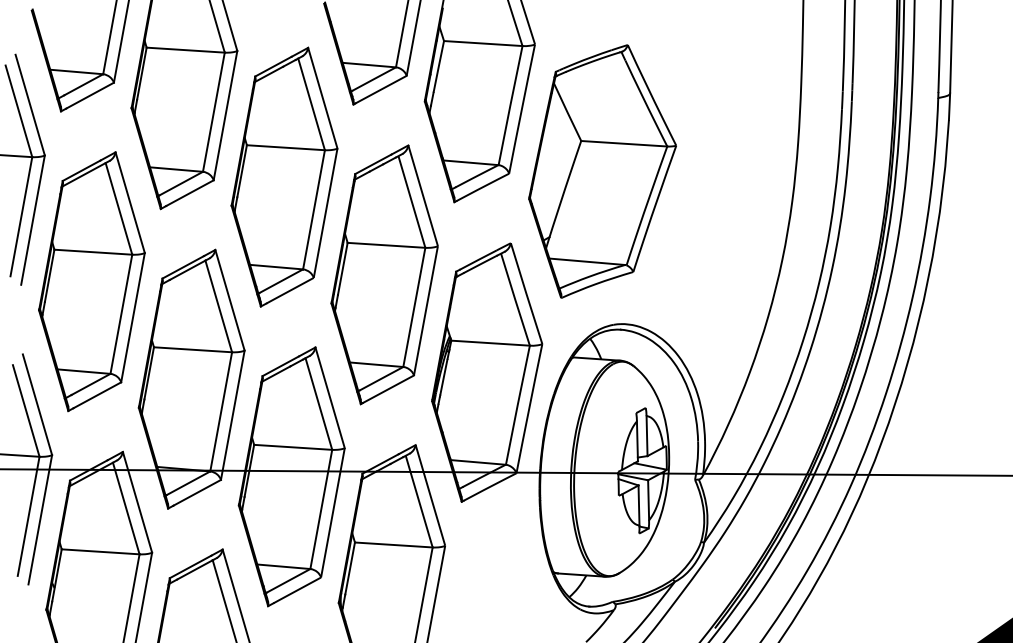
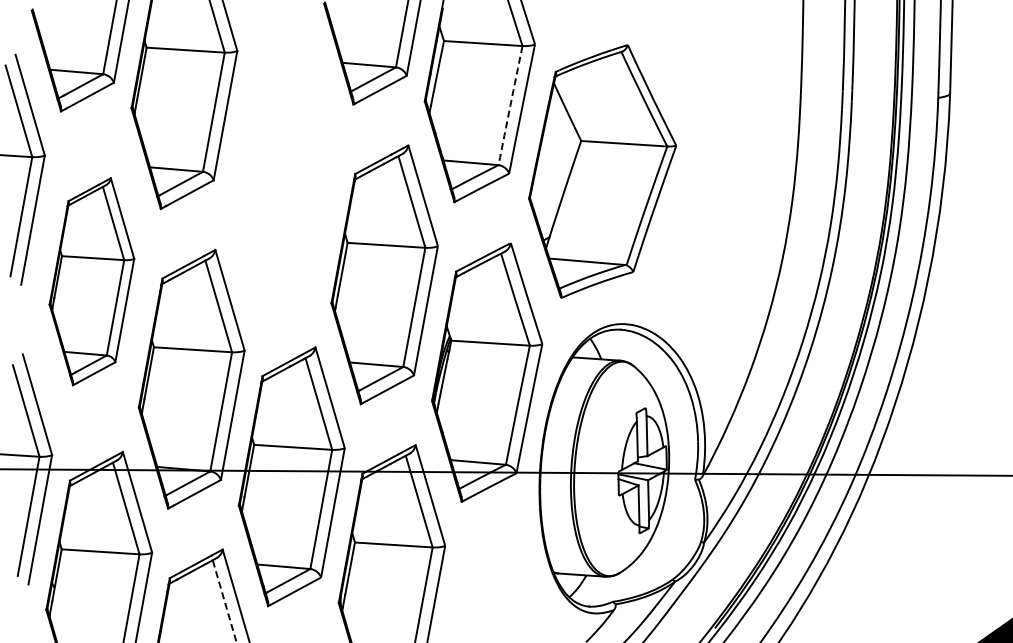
arc: solid -> dashed (510, 105)
part: present -> none (284, 176)
part size: 108x262 px -> 88x210 px (91, 281)
line: solid -> dashed (224, 601)
